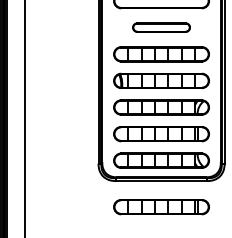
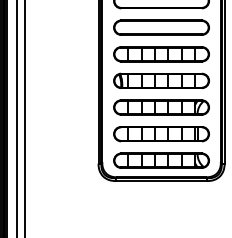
part size: 59x11 px -> 97x17 px (161, 27)
line: none -> present (17, 118)
part: present -> none (161, 207)
